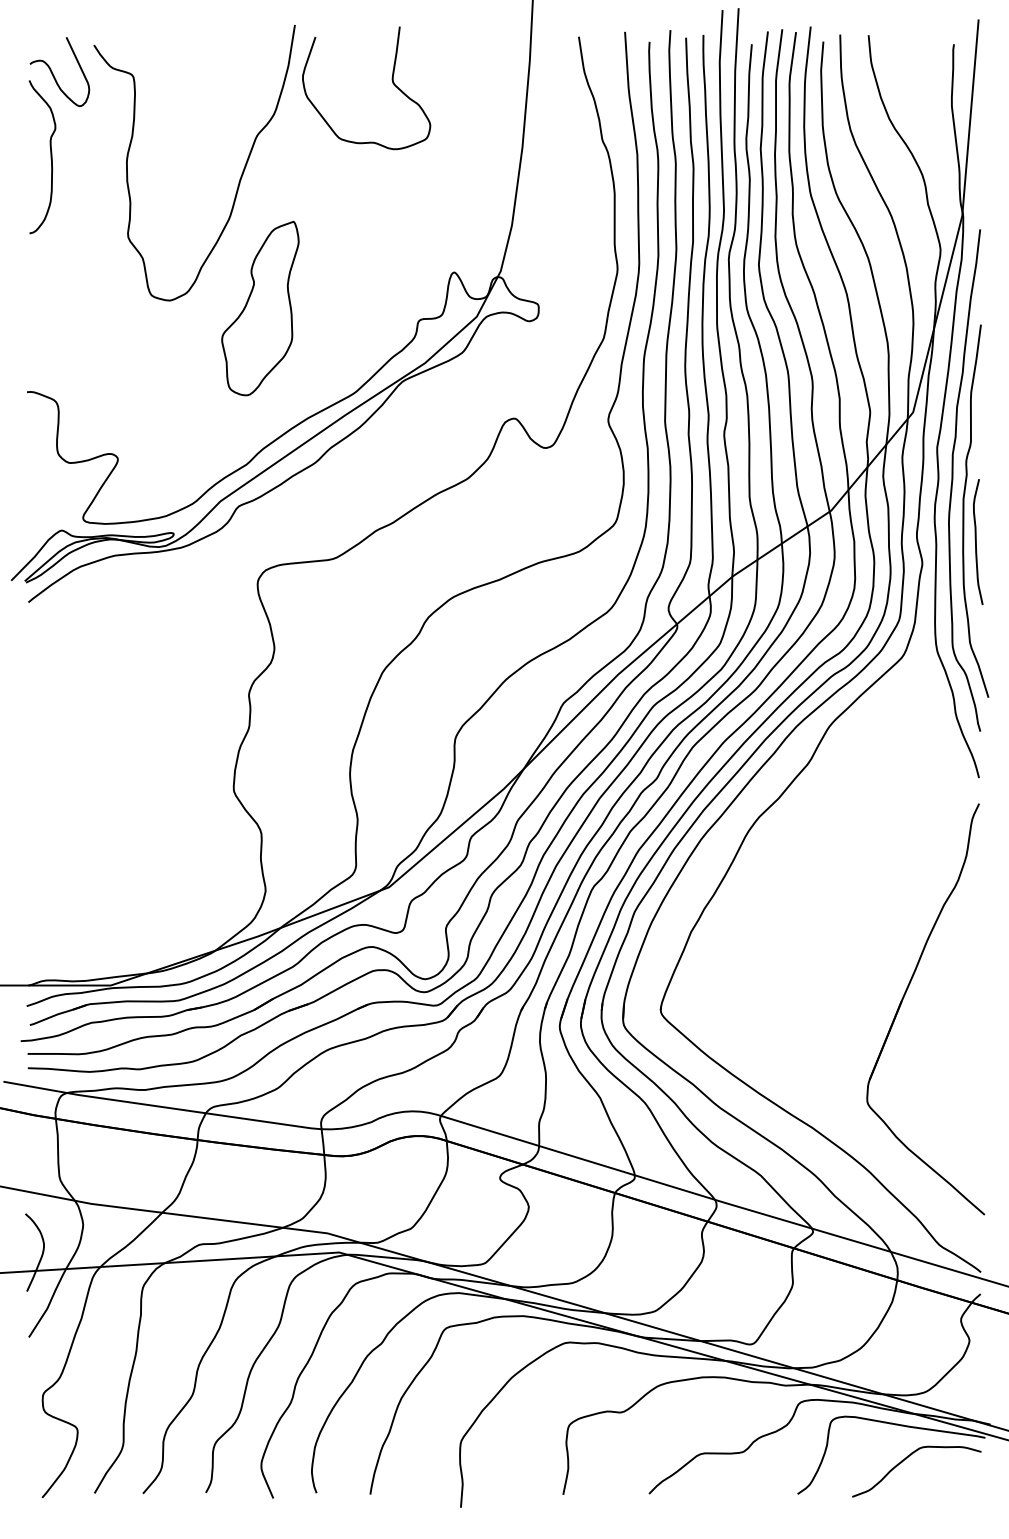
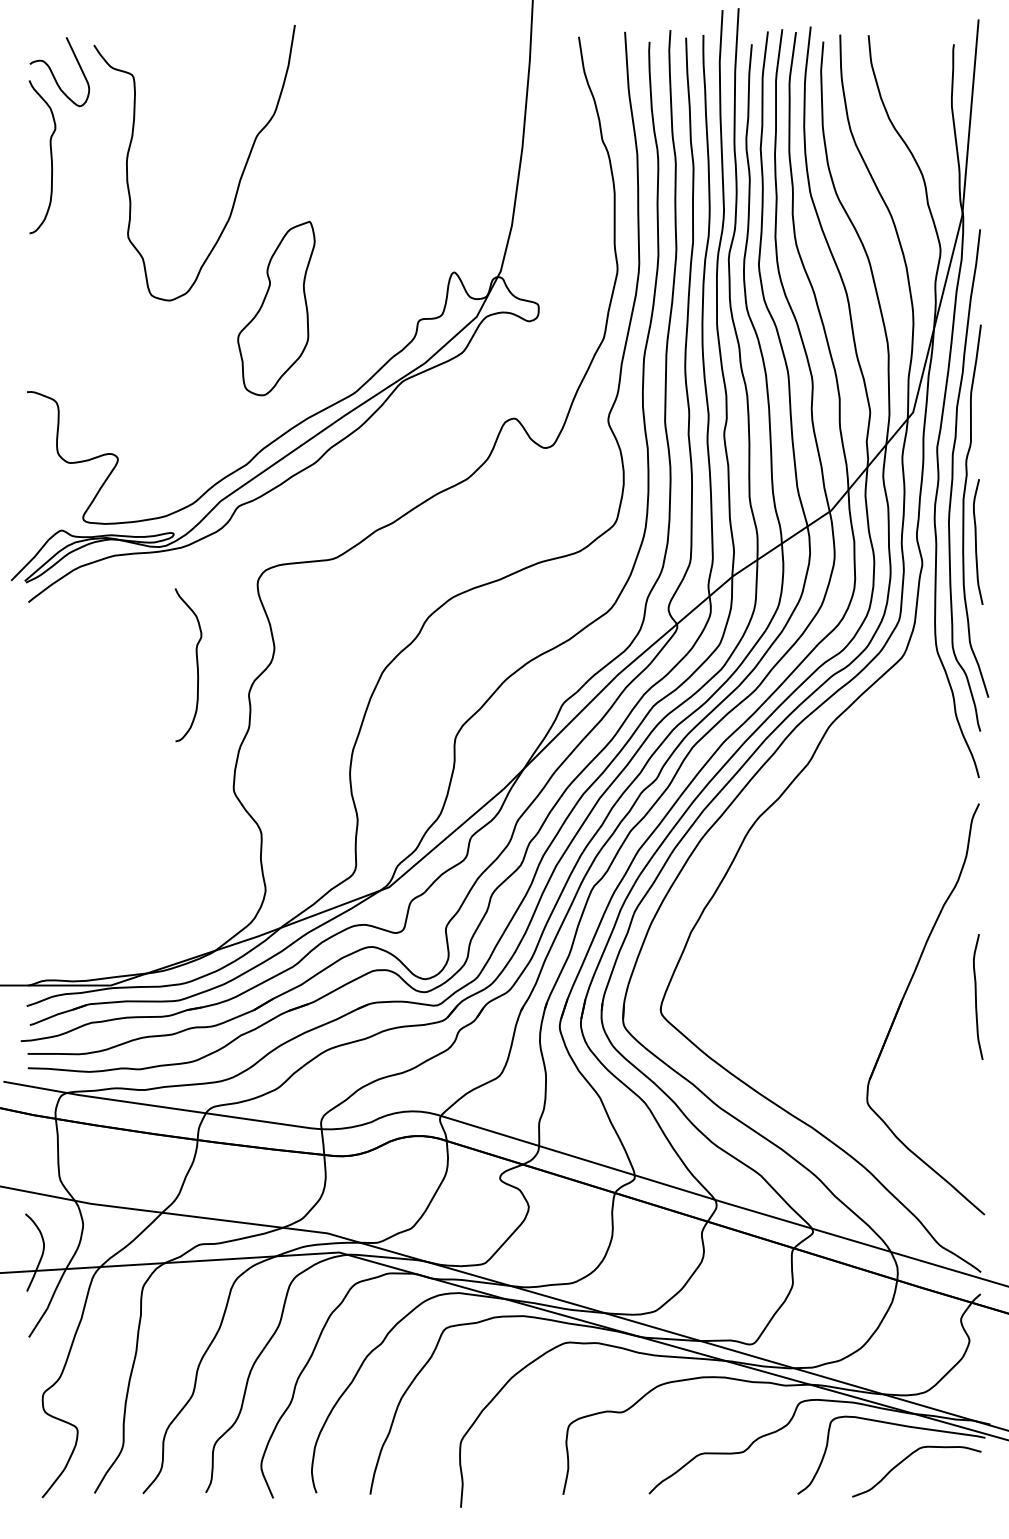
curve: present -> none (392, 83)
part position: (260, 308) -> (276, 308) (276, 308)
curve: none -> present (196, 665)
curve: none -> present (976, 996)
